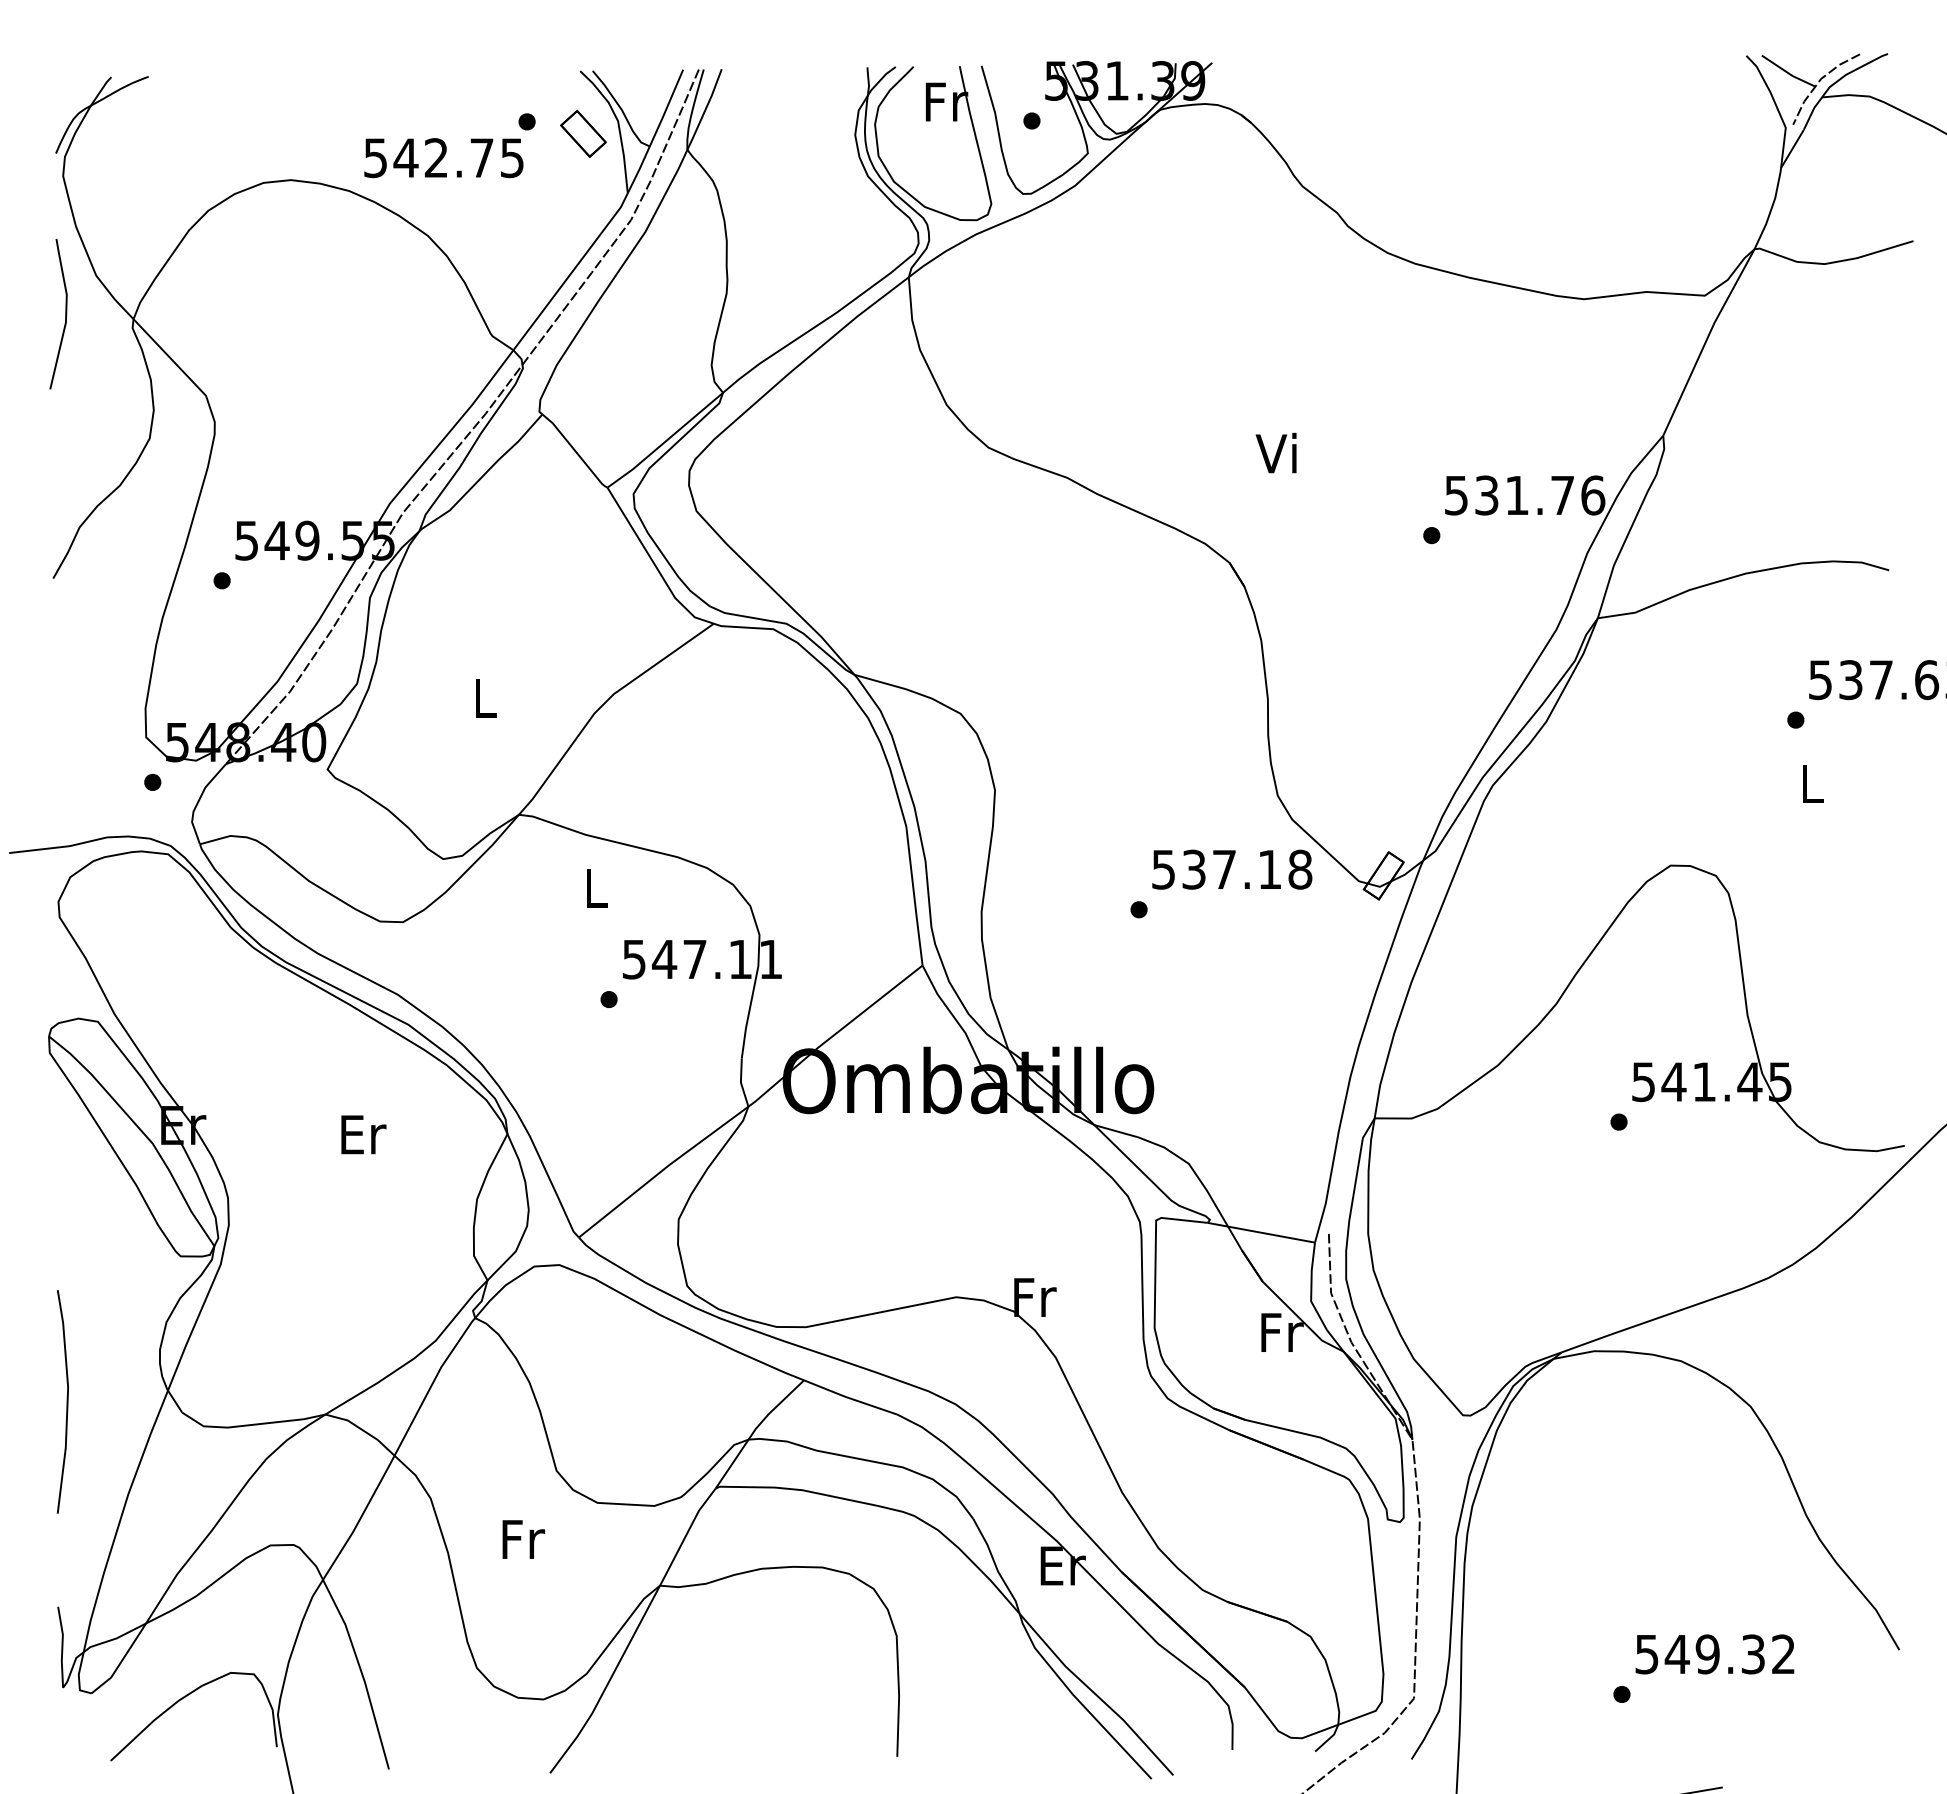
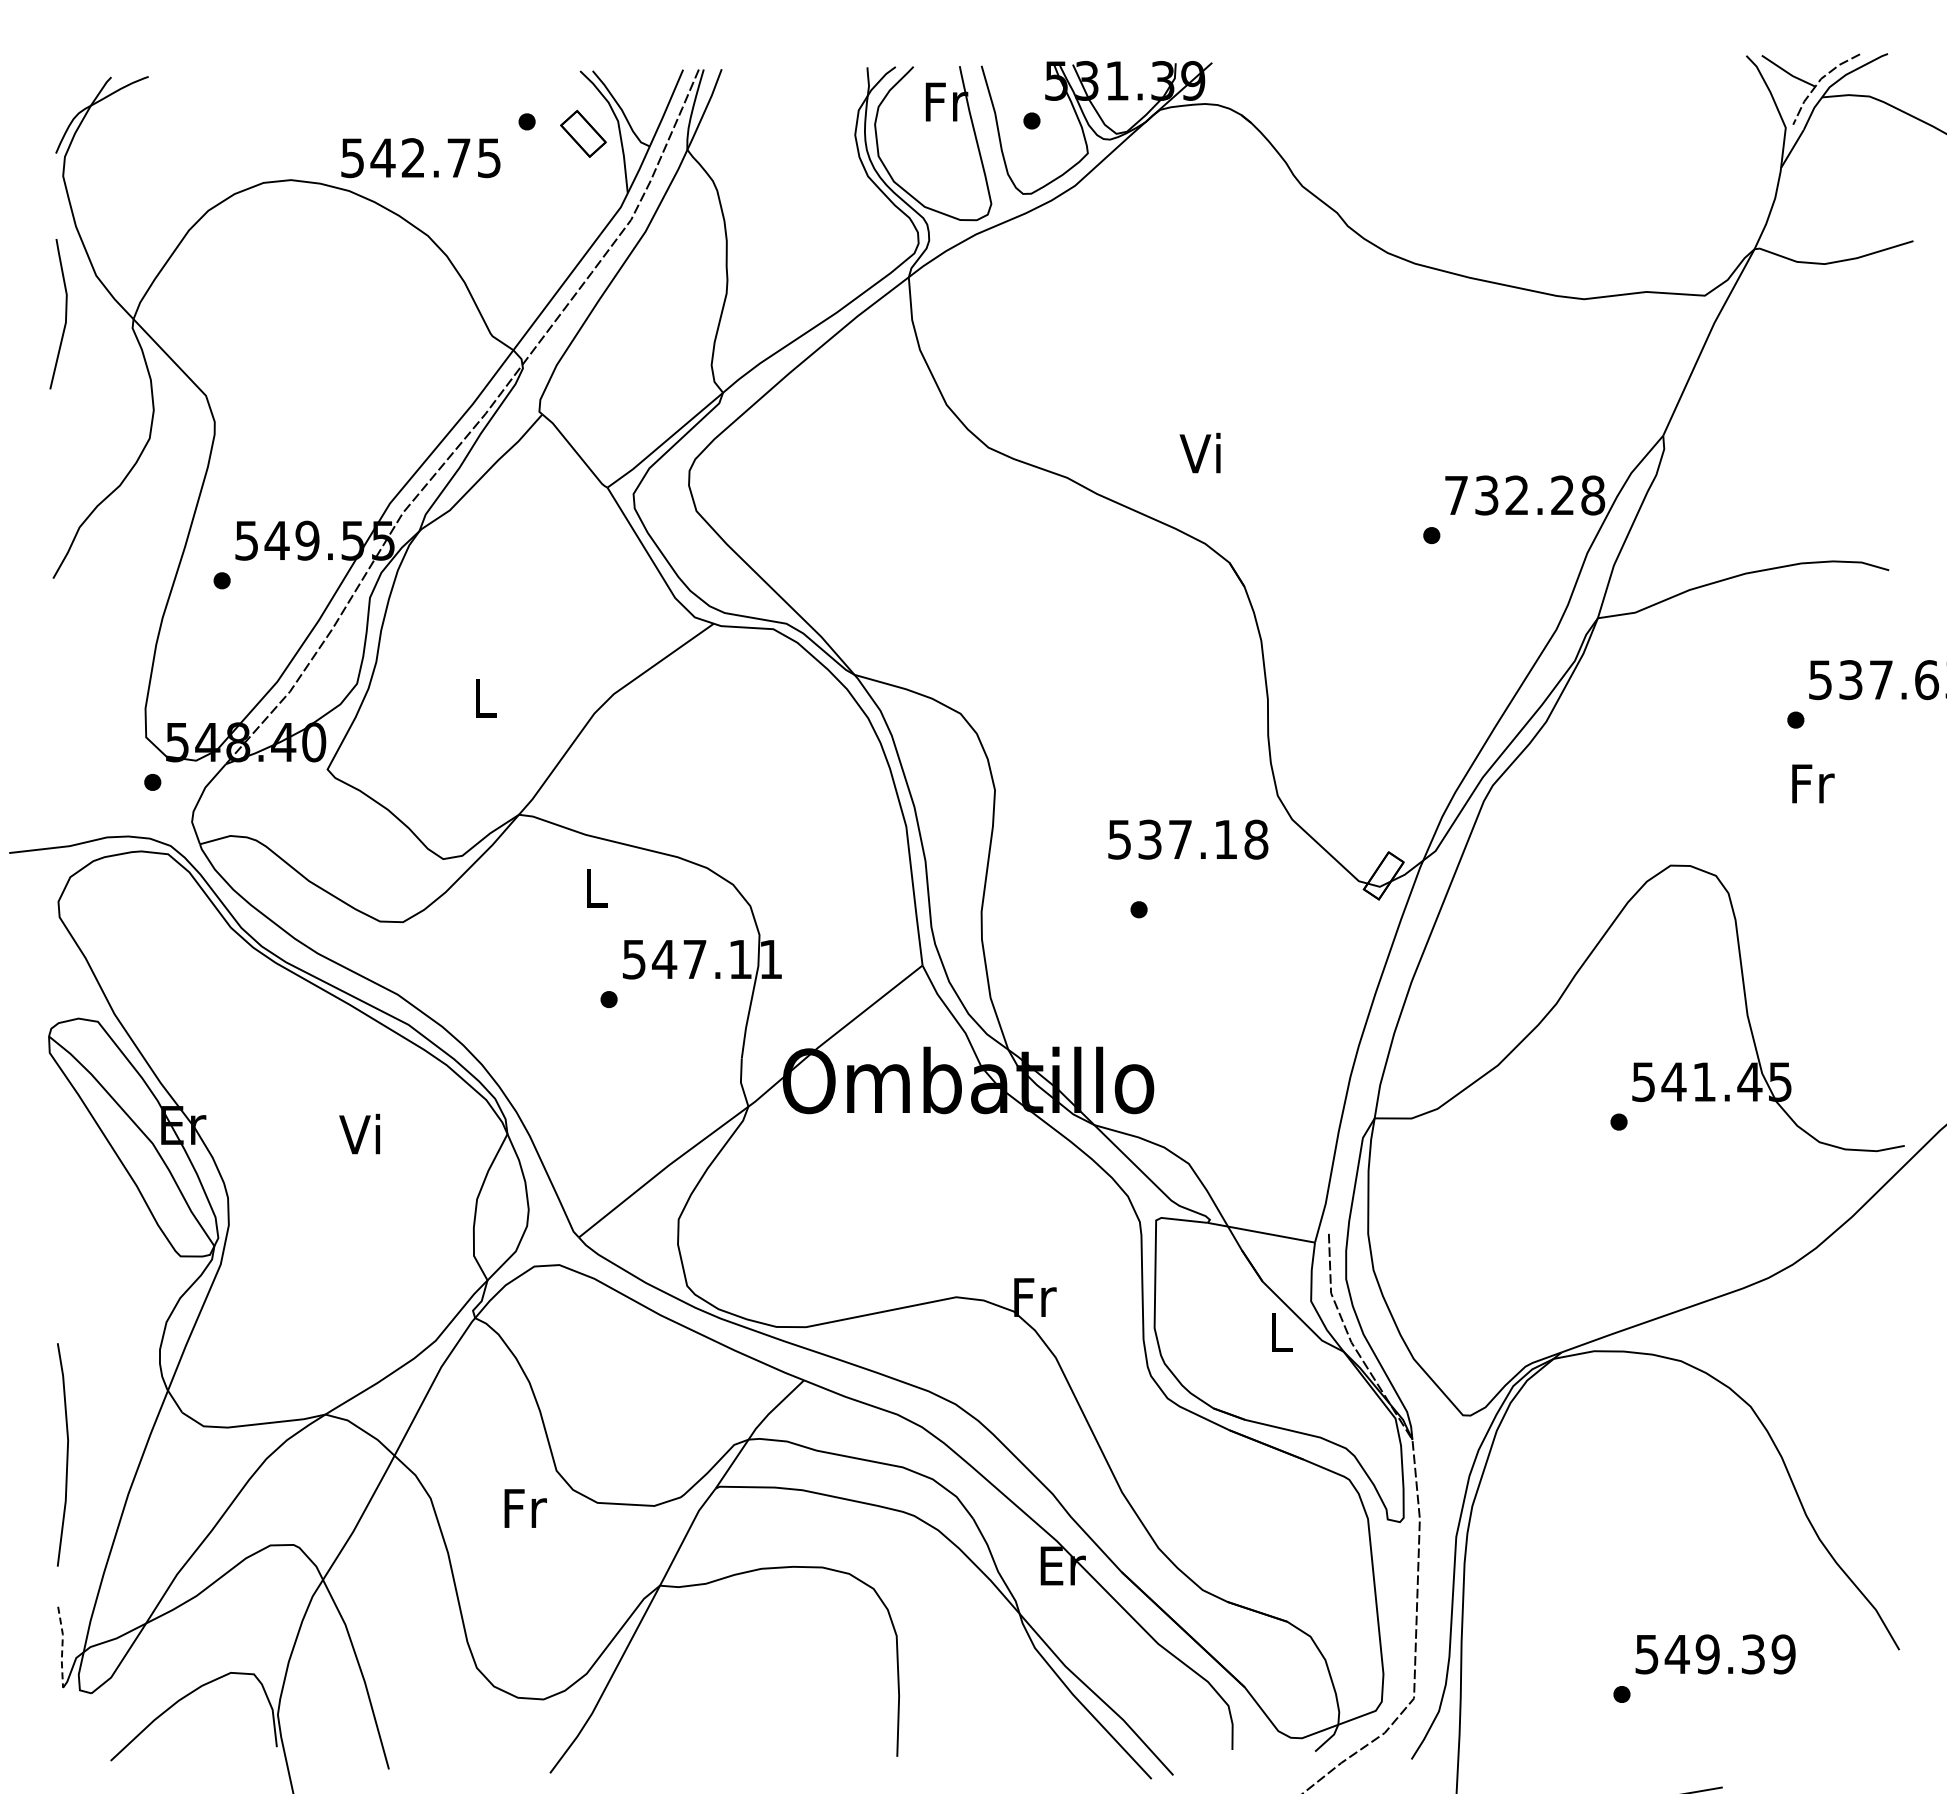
text position: (443, 158) -> (420, 158) (420, 158)
text position: (1275, 452) -> (1199, 452) (1199, 452)
text: 531.76 -> 732.28 (1525, 495)
text: L -> Fr (1813, 783)
text position: (1232, 869) -> (1188, 839) (1188, 839)
text: Er -> Vi (362, 1133)
text: Fr -> L (1282, 1332)
line position: (66, 1401) -> (66, 1454) (66, 1454)
text position: (523, 1539) -> (525, 1508) (525, 1508)
line: solid -> dashed (62, 1647)
text: 549.32 -> 549.39 (1783, 1654)
